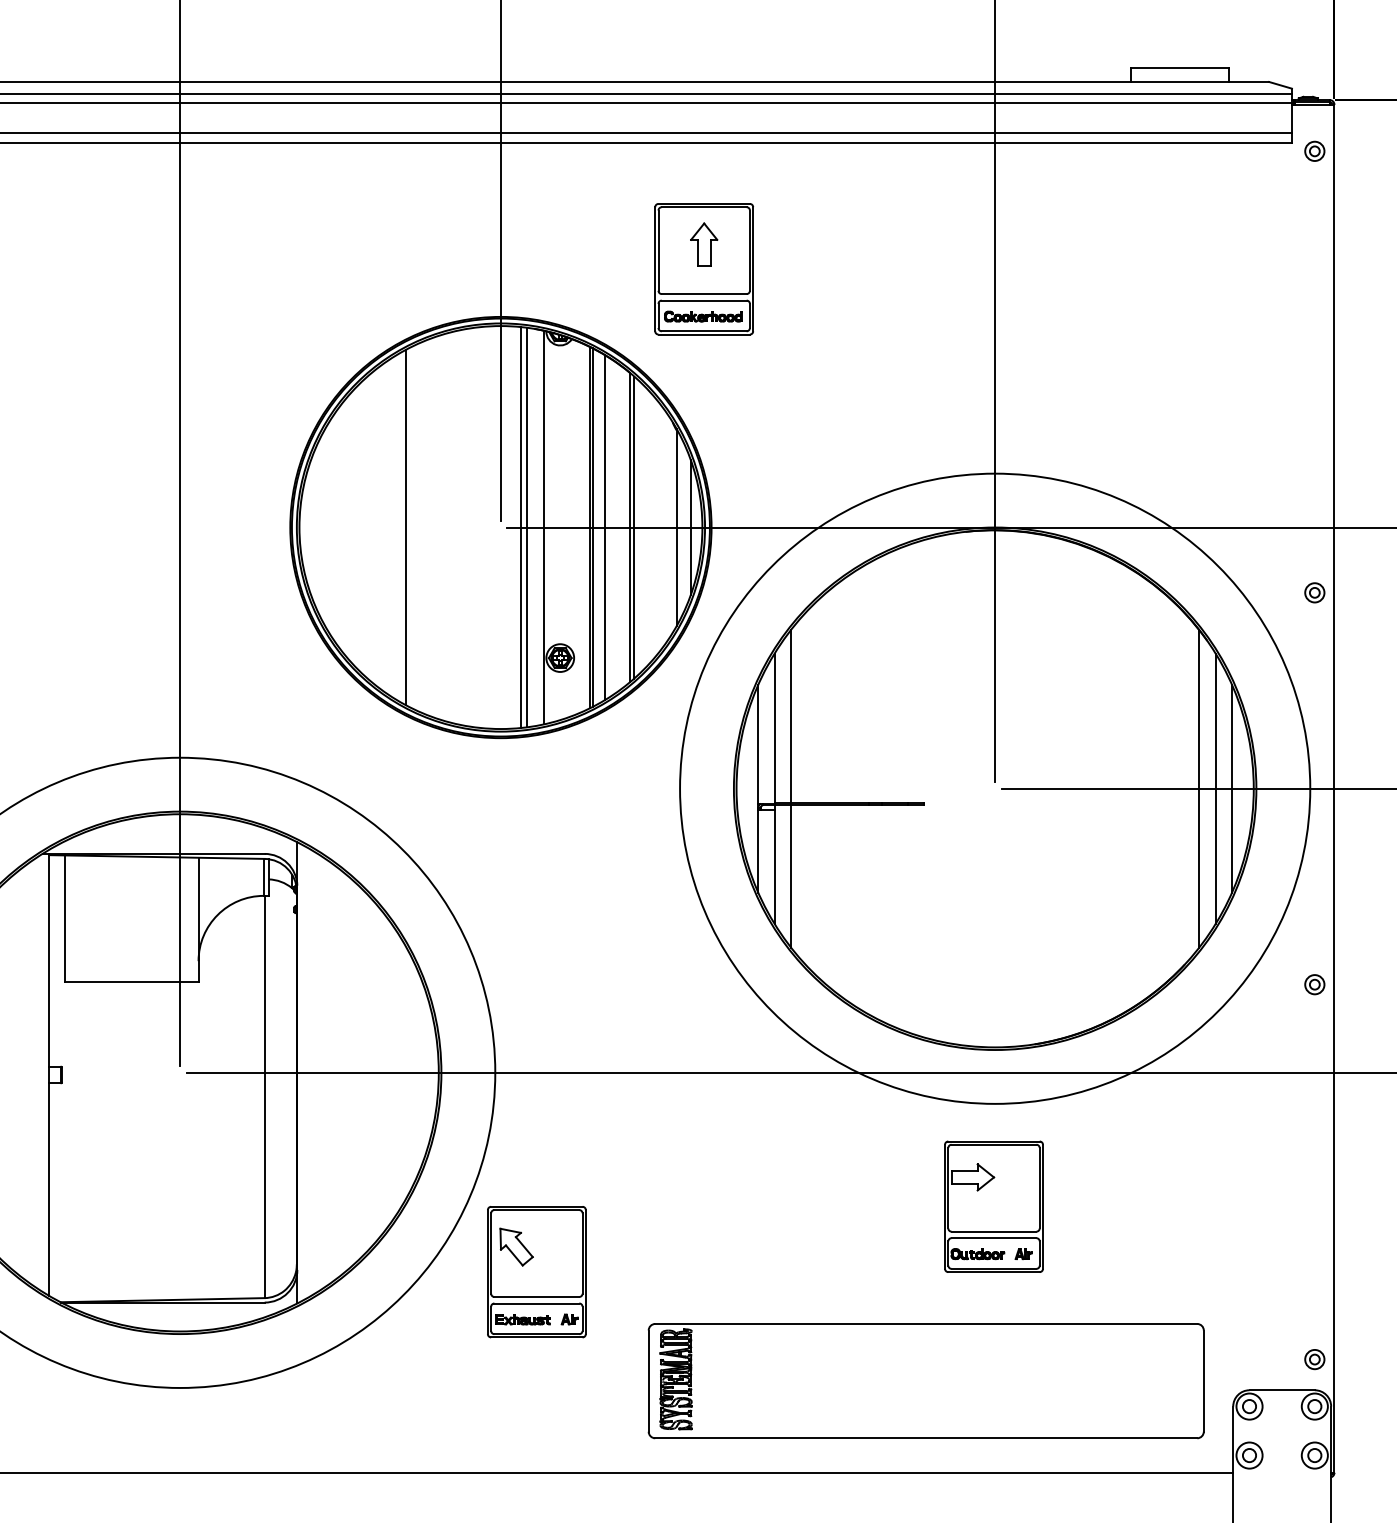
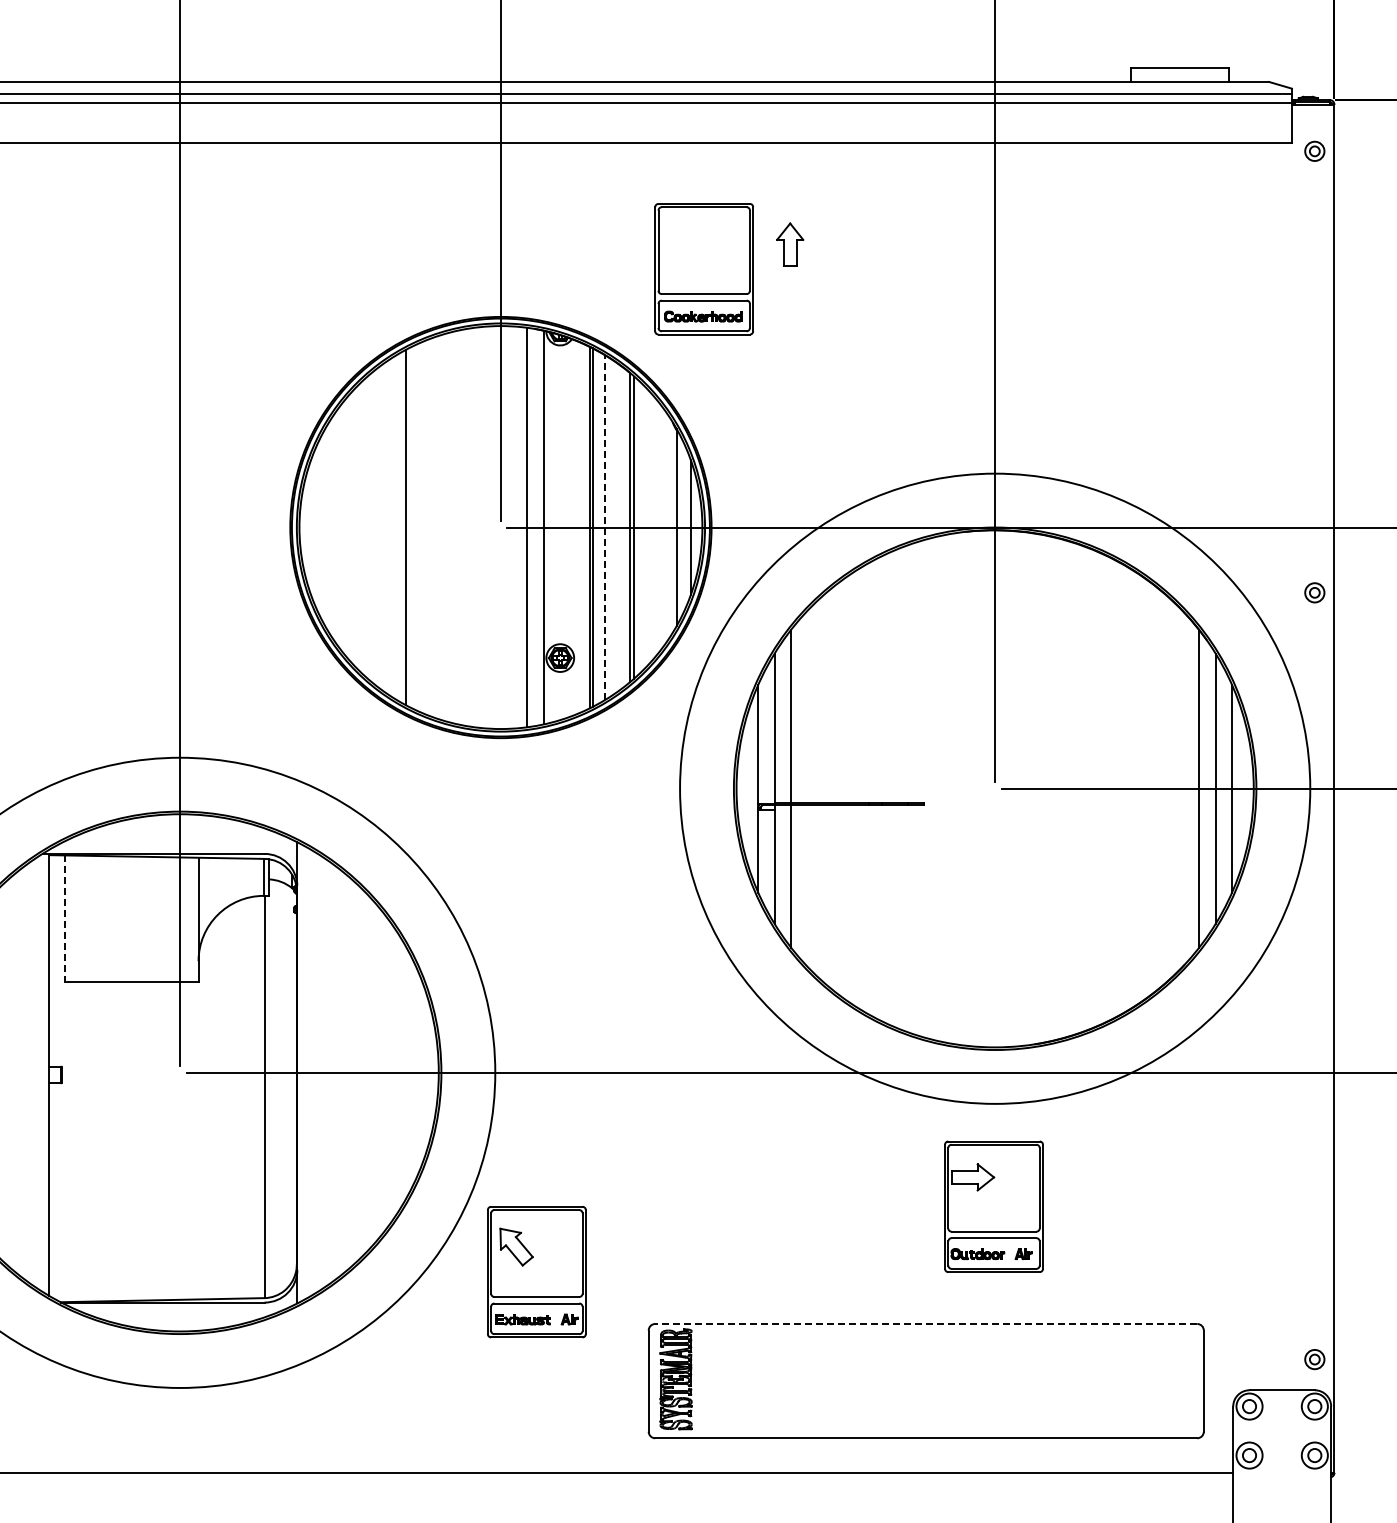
line: present -> none (646, 133)
part position: (704, 244) -> (790, 244) (790, 244)
line: present -> none (521, 527)
line: solid -> dashed (605, 527)
line: solid -> dashed (64, 919)
part: present -> none (1314, 984)
line: solid -> dashed (925, 1323)
